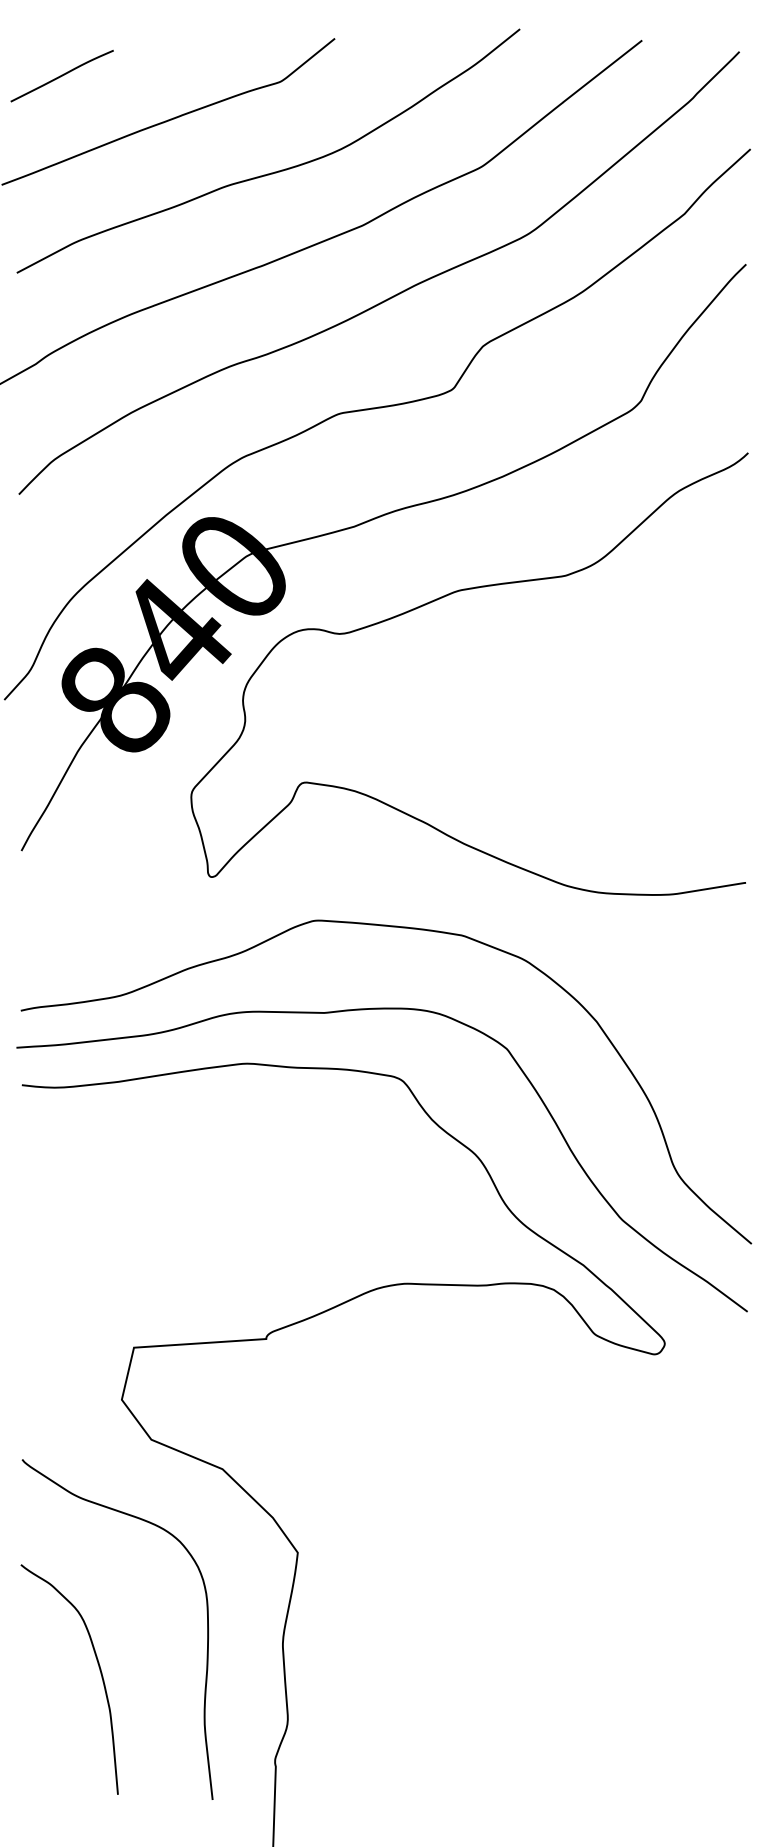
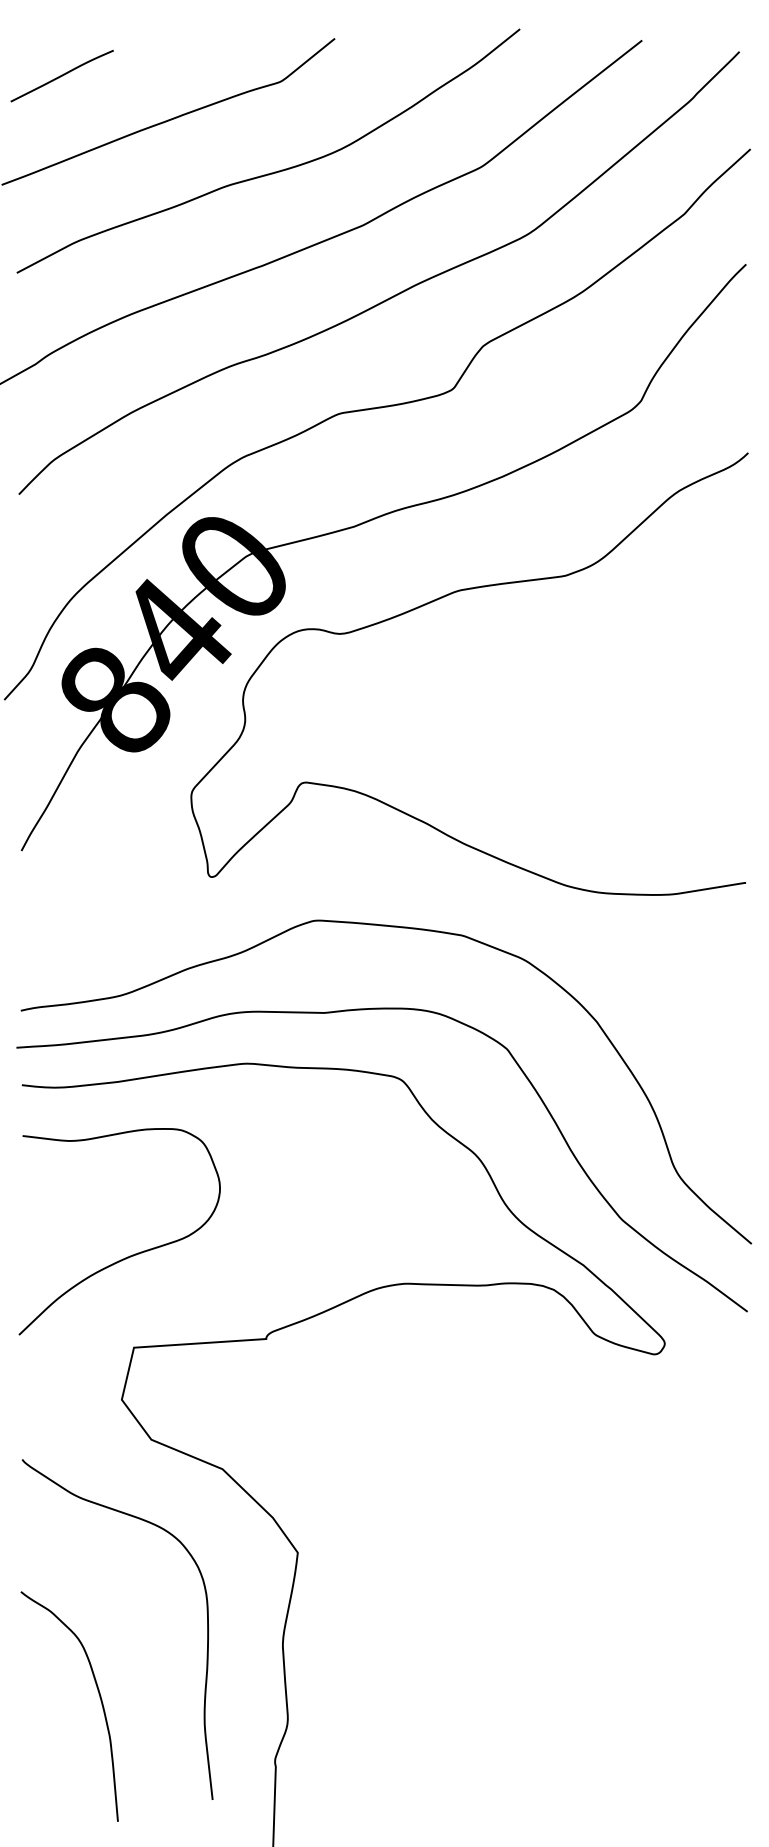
curve: none -> present (129, 1255)
curve position: (99, 1670) -> (99, 1697) (99, 1697)
